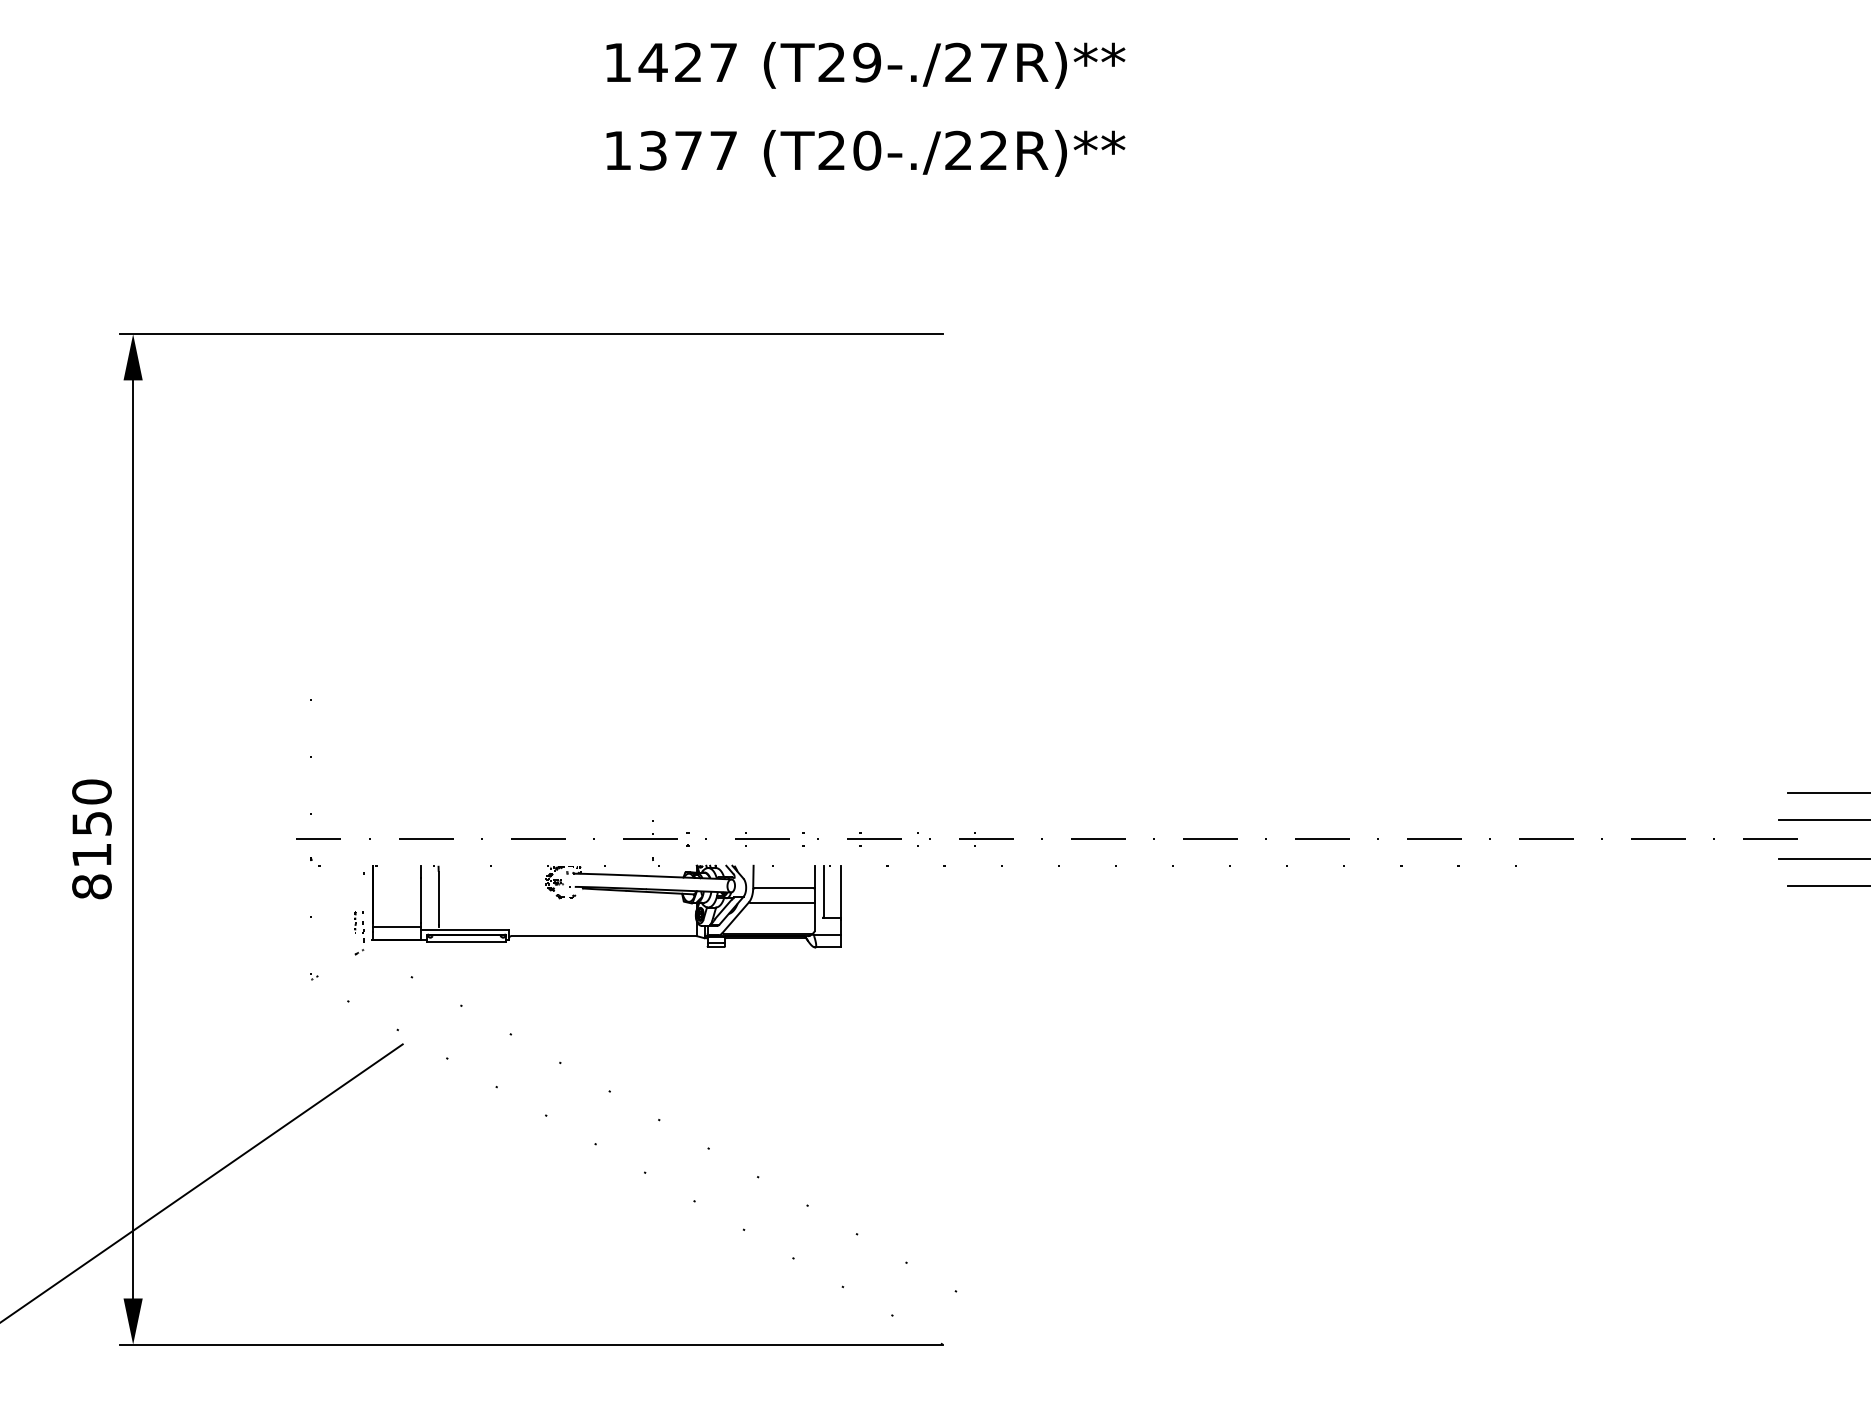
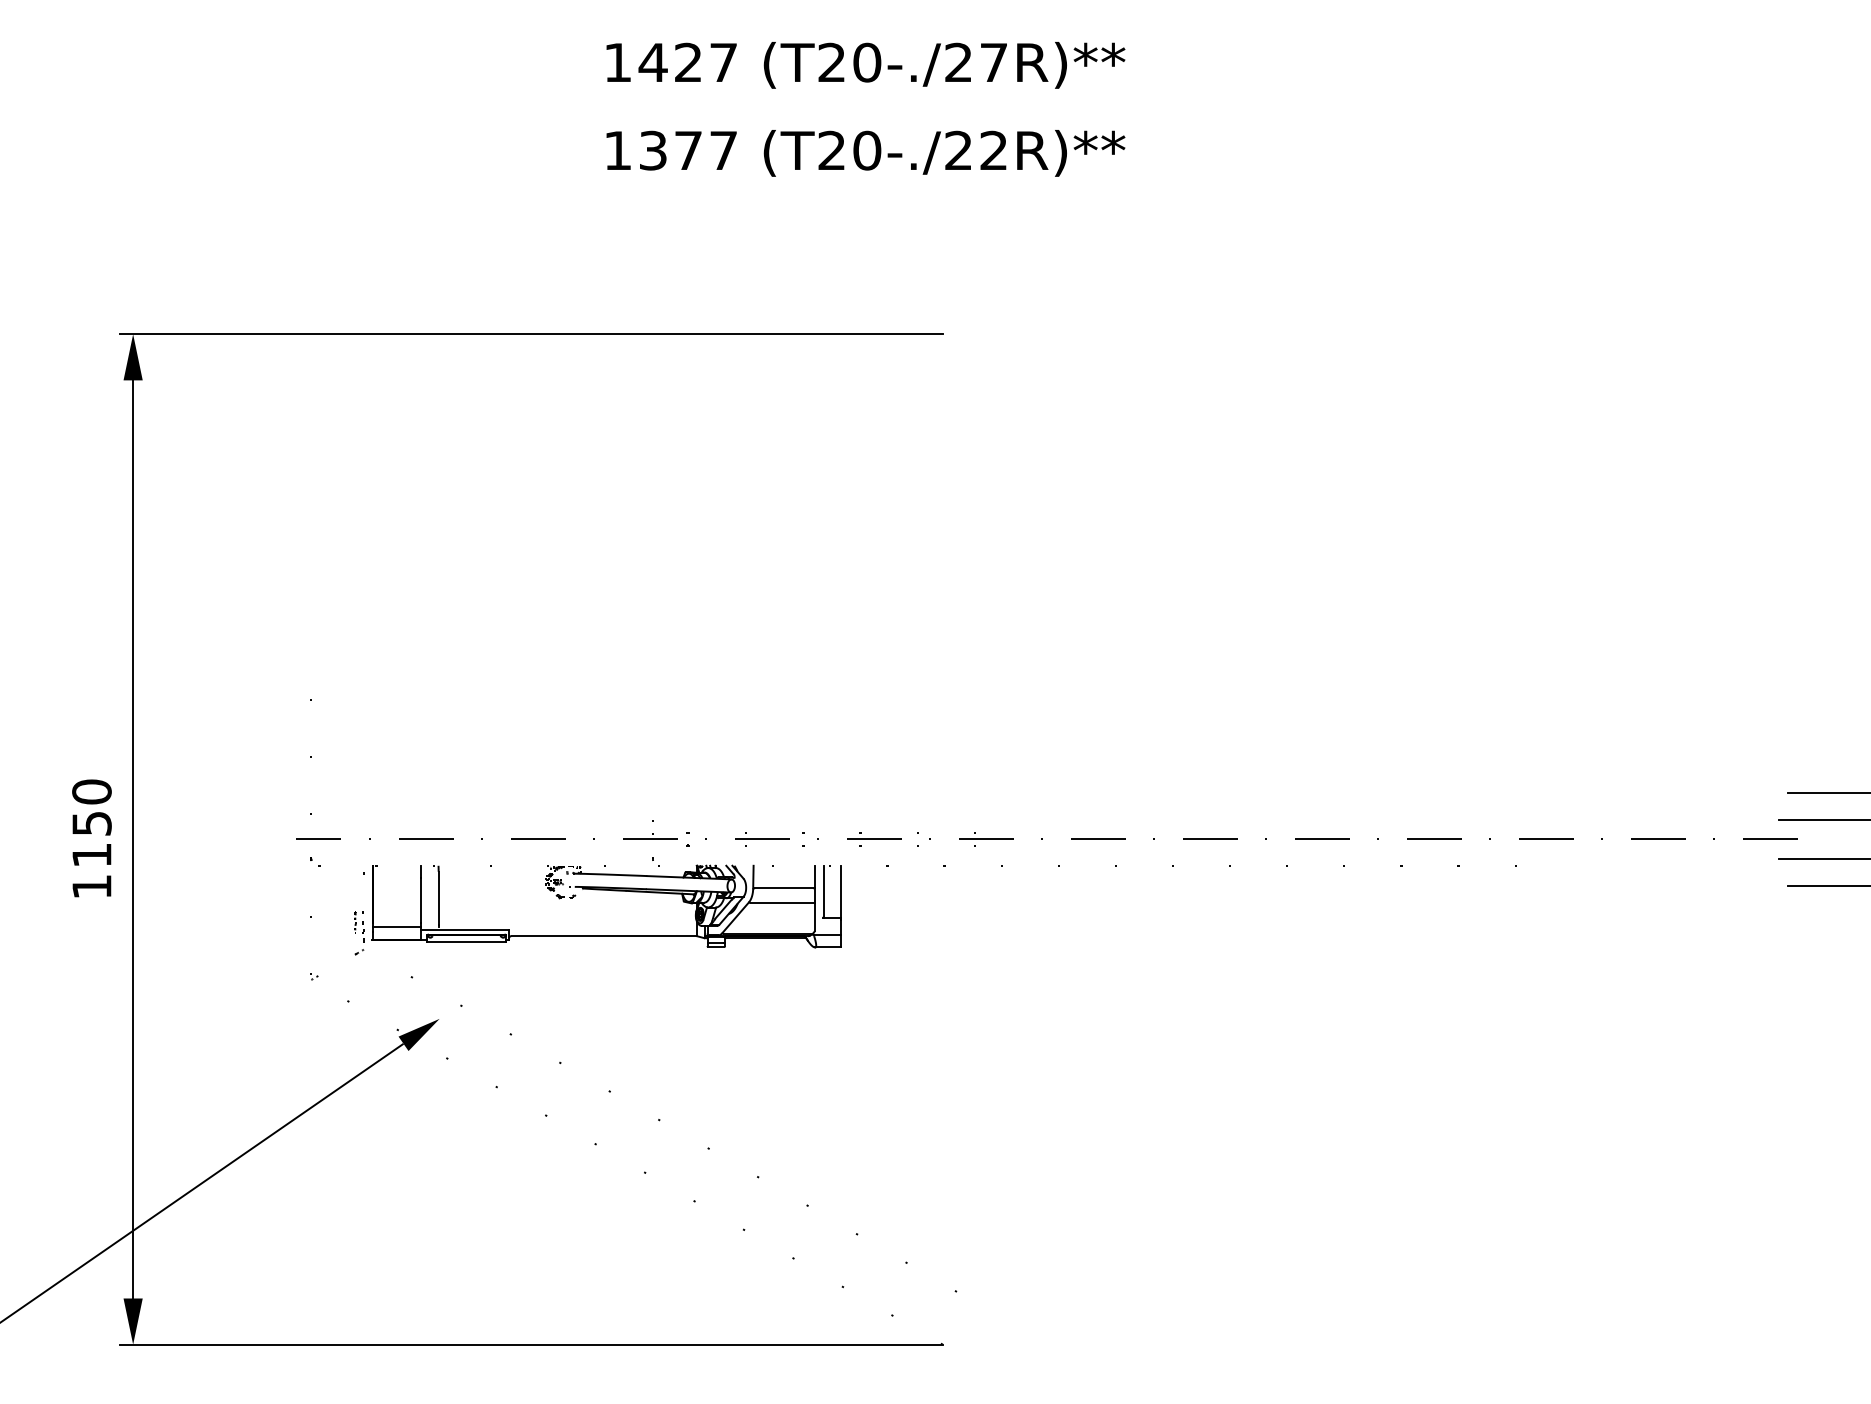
text: (T29-./27R)** -> (T20-./27R)** (867, 62)
text: 8150 -> 1150 (91, 886)
fill: none -> present (418, 1034)
